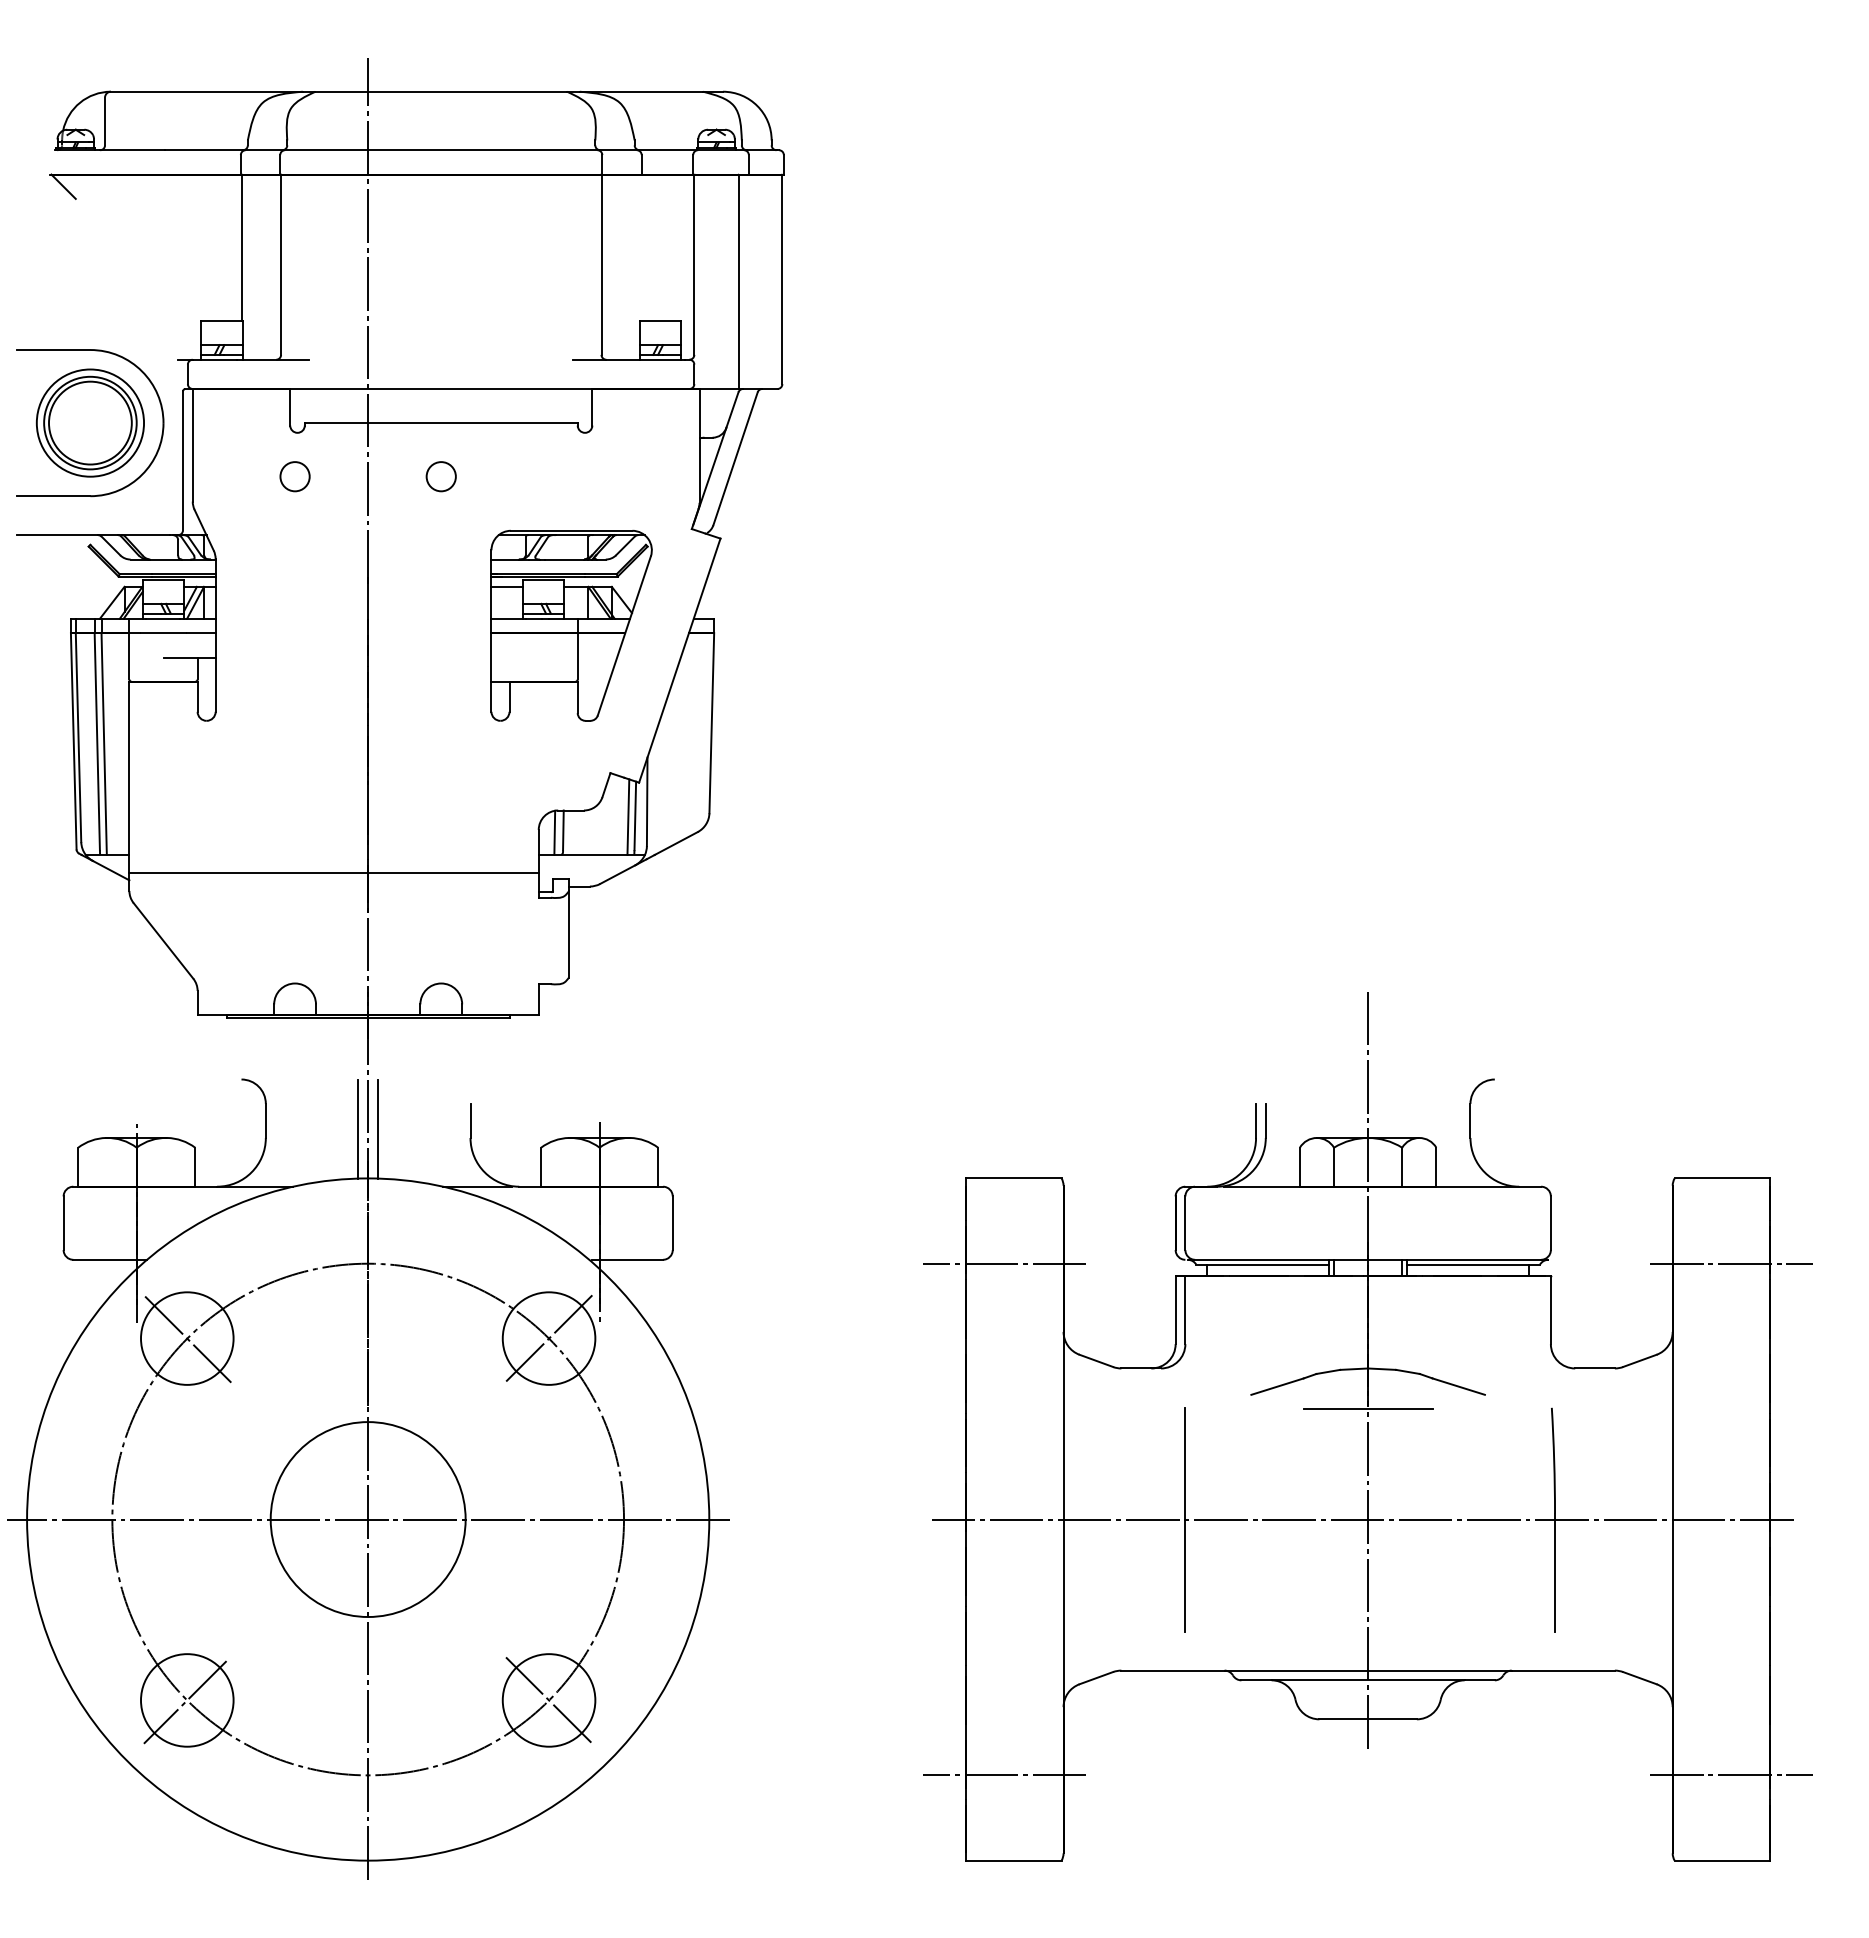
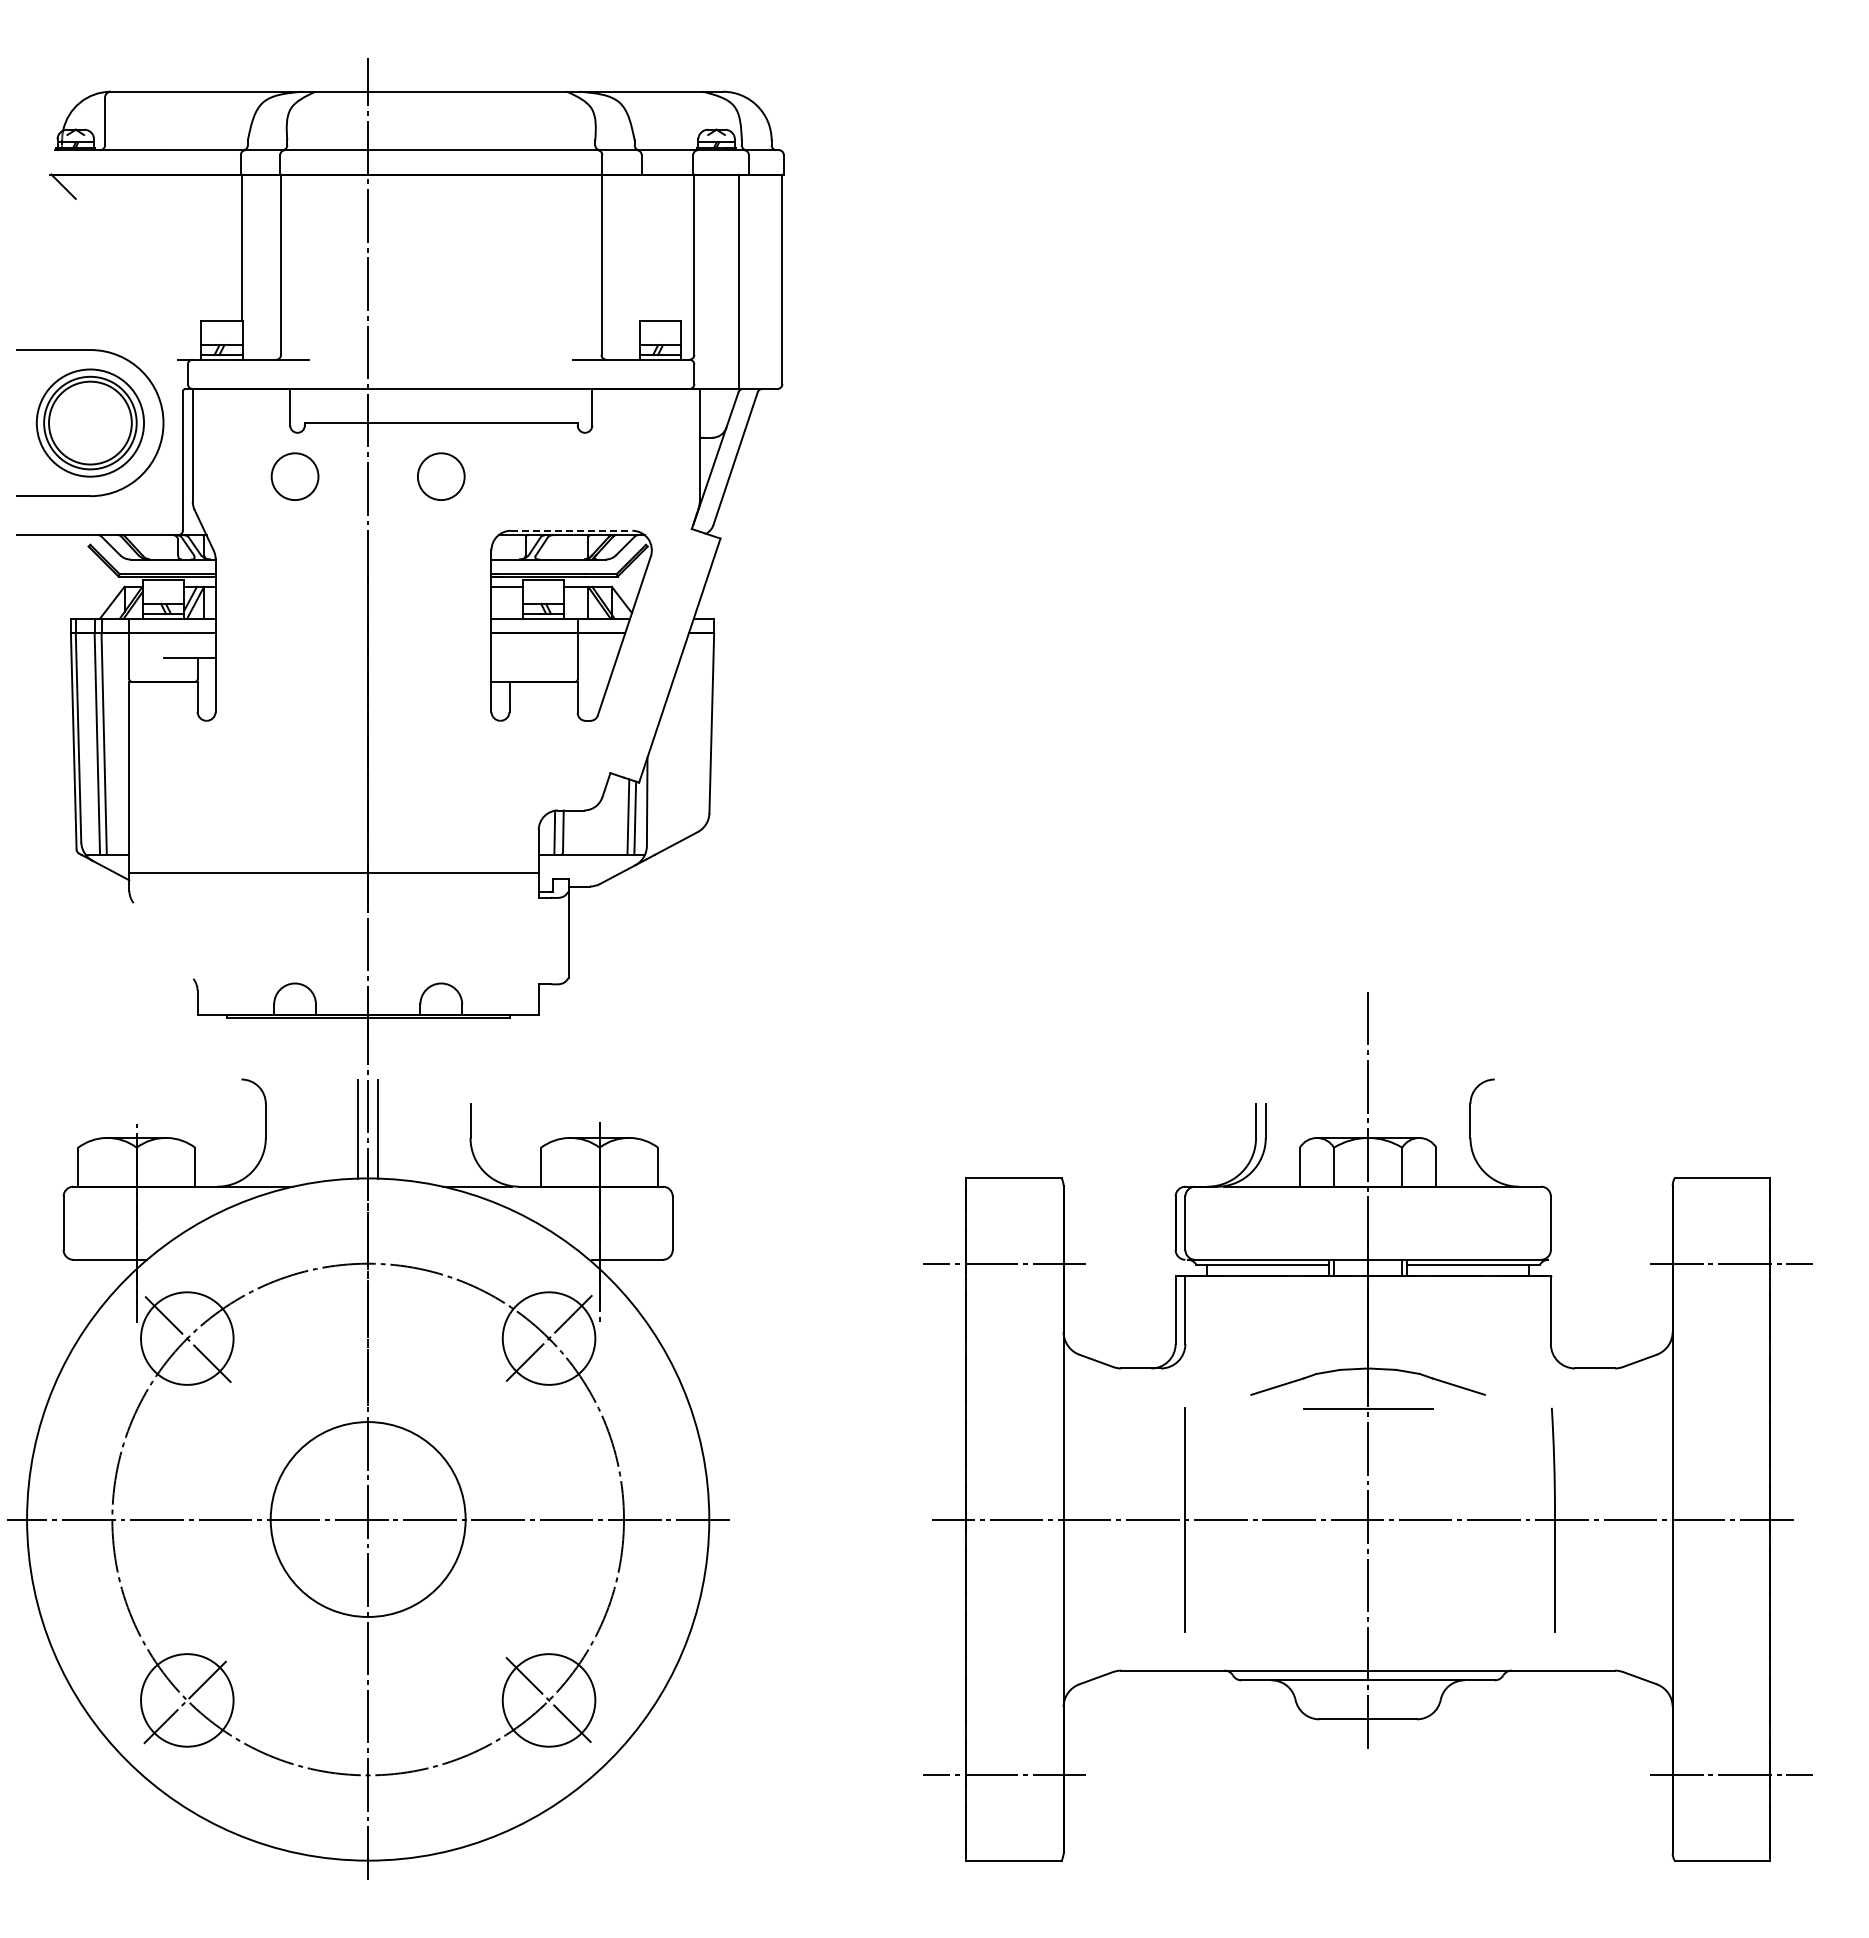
circle diameter: 29 px -> 47 px (294, 476)
circle diameter: 29 px -> 47 px (440, 476)
line: solid -> dashed (571, 530)
line: present -> none (163, 940)
